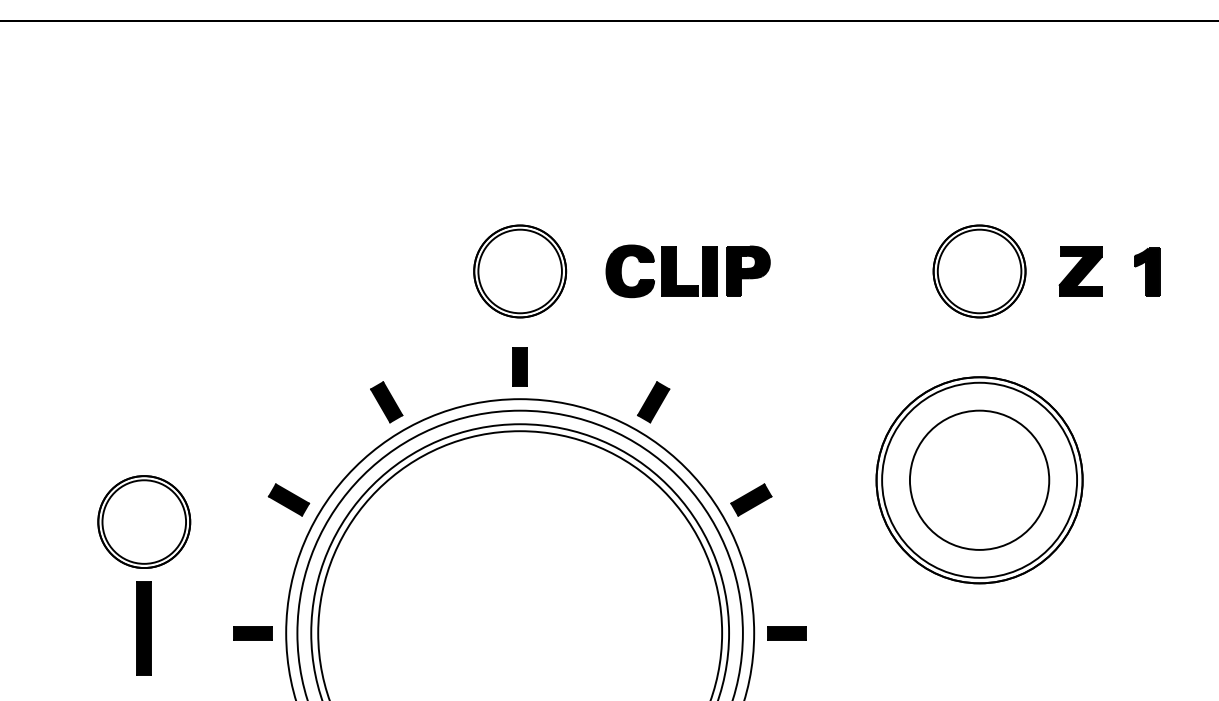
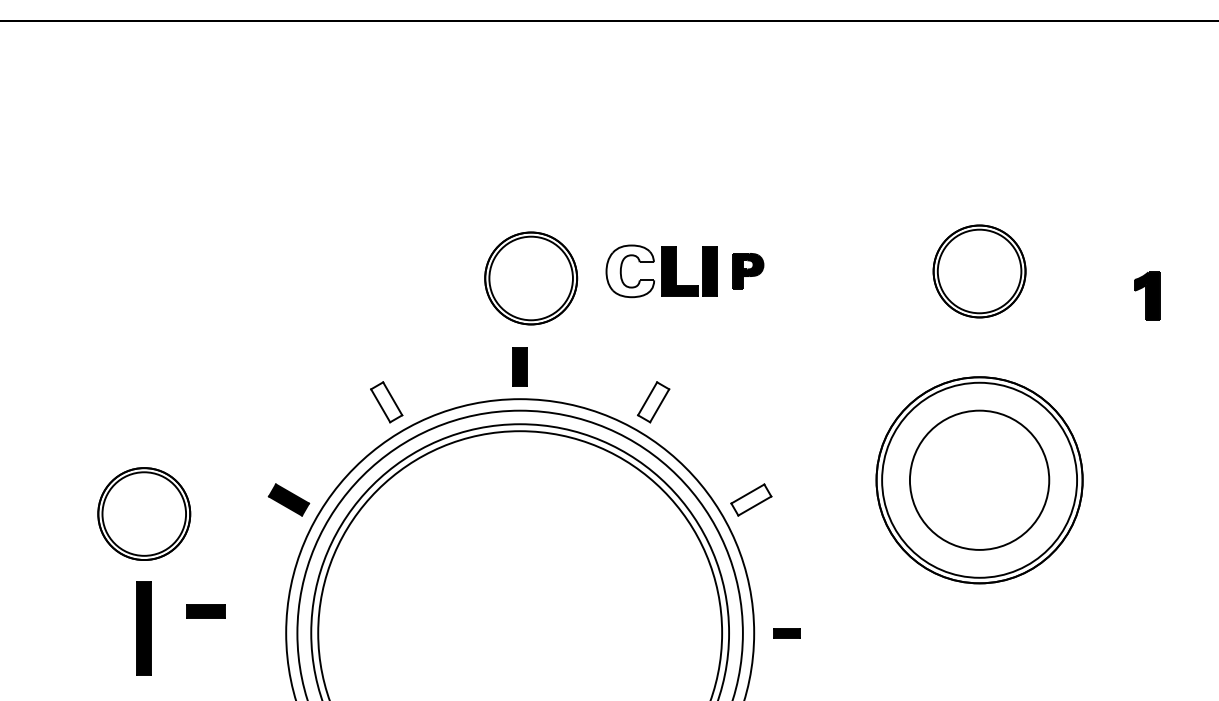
part size: 45x52 px -> 33x37 px (748, 271)
part position: (520, 271) -> (531, 278) (531, 278)
fill: present -> none (630, 271)
part: present -> none (1080, 271)
part position: (1147, 271) -> (1147, 295) (1147, 295)
fill: present -> none (386, 402)
fill: present -> none (653, 402)
fill: present -> none (751, 499)
part position: (144, 521) -> (144, 513) (144, 513)
part position: (252, 633) -> (205, 611) (205, 611)
part size: 40x15 px -> 28x11 px (786, 633)
